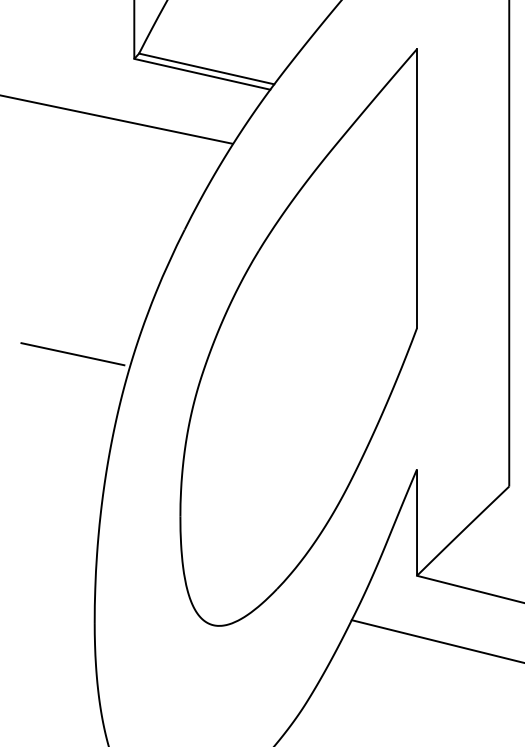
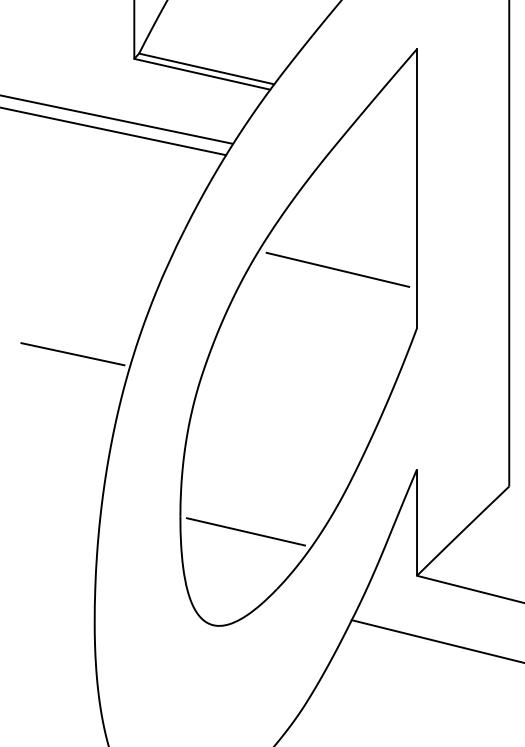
line: none -> present (114, 131)
line: none -> present (337, 269)
line: none -> present (245, 531)
